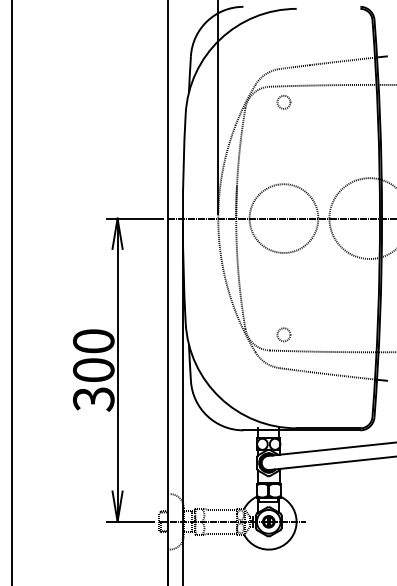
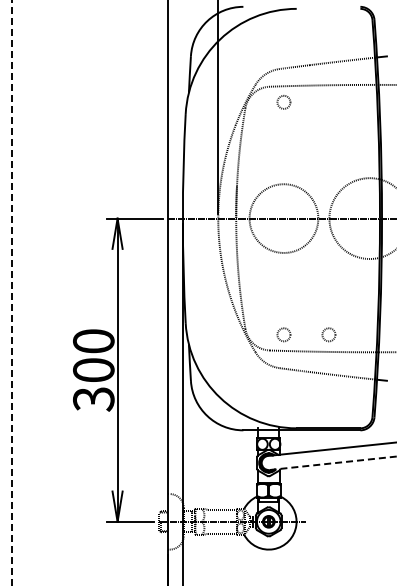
line: solid -> dashed (12, 292)
circle: none -> present (328, 334)
line: solid -> dashed (332, 463)
